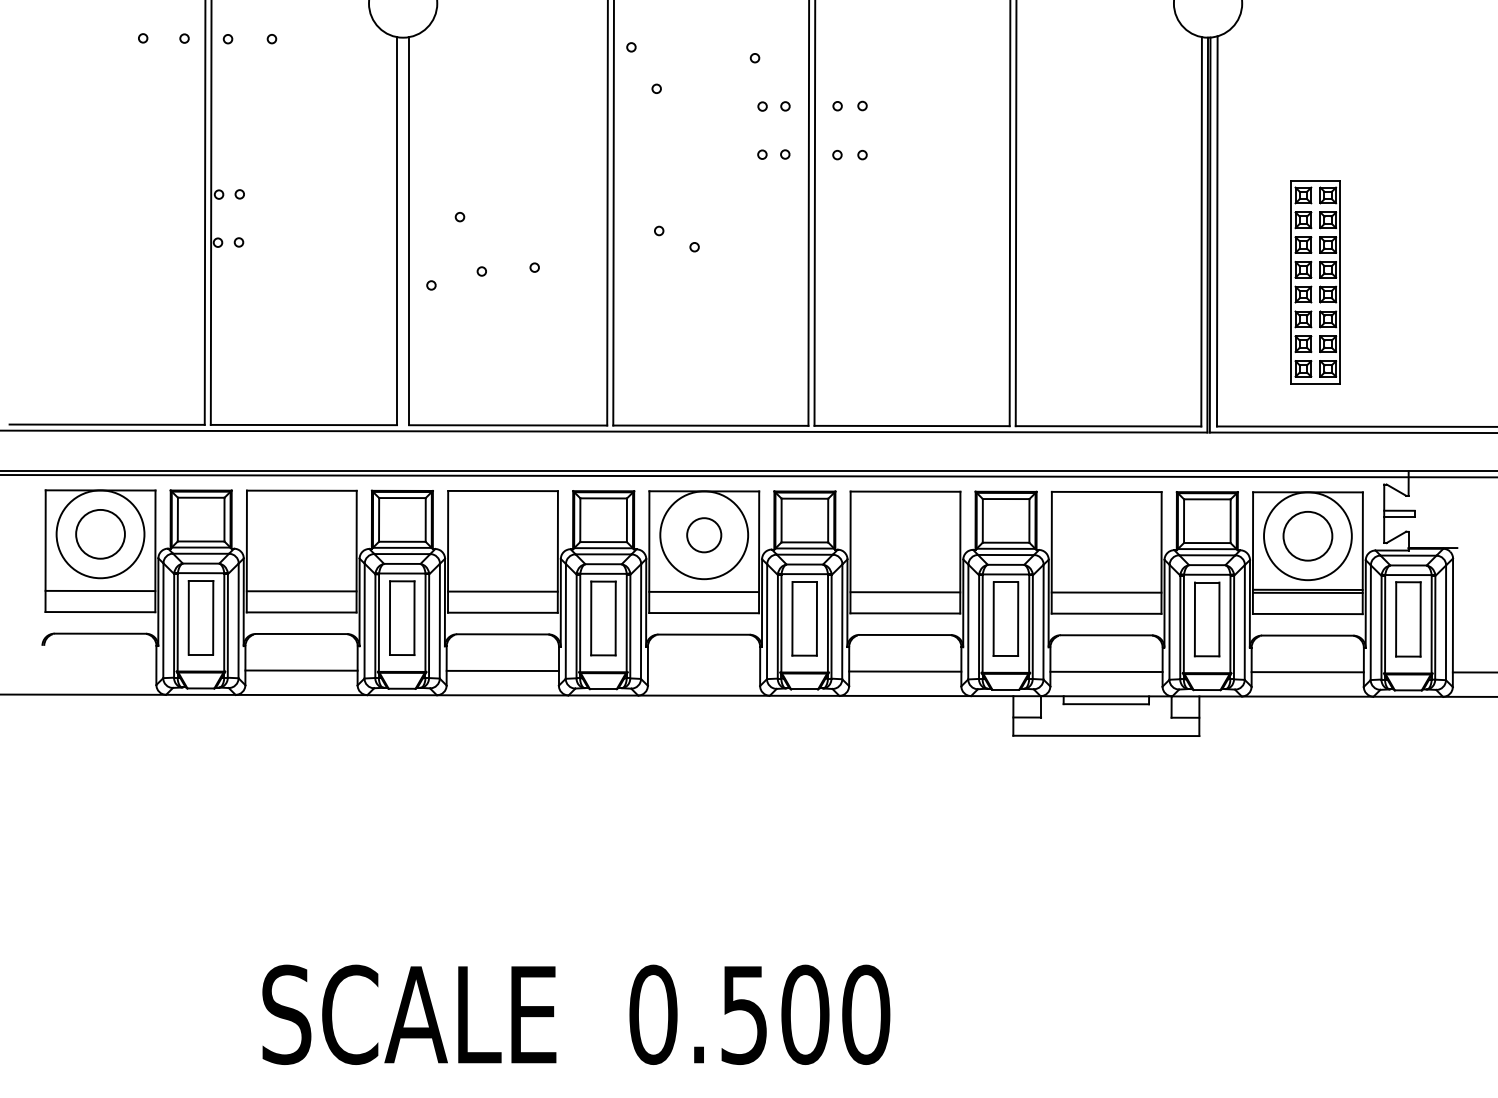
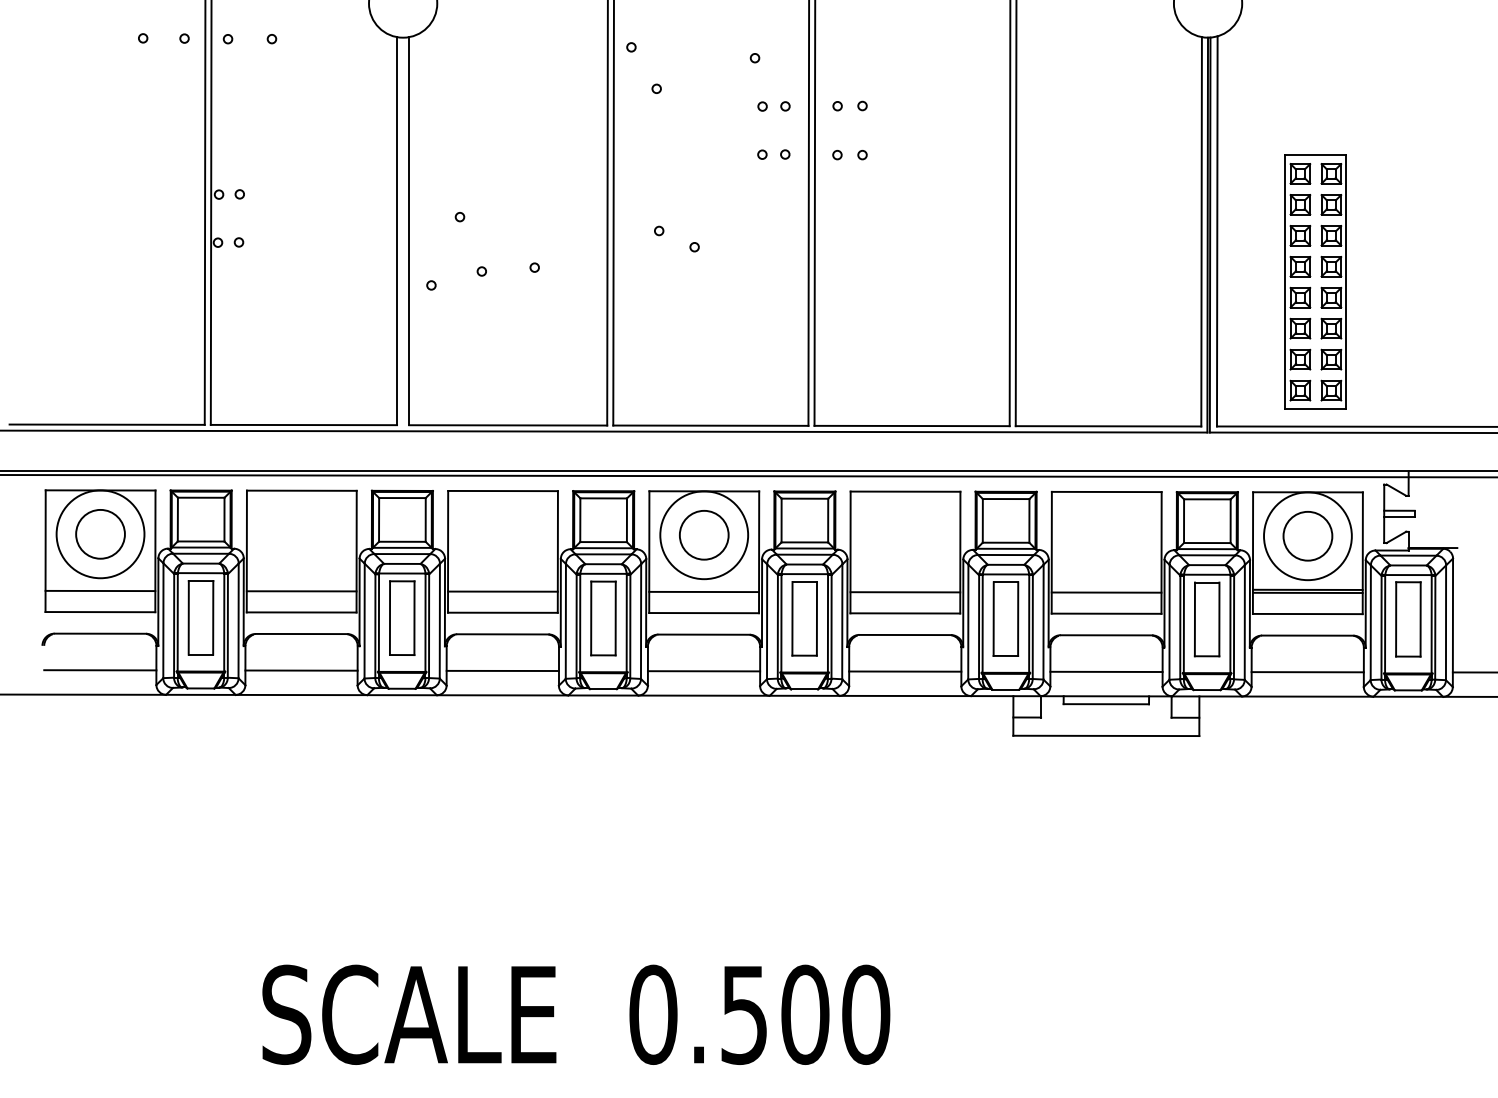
part size: 51x205 px -> 63x256 px (1315, 281)
circle diameter: 34 px -> 49 px (703, 534)
line: none -> present (100, 670)
line: none -> present (703, 671)
